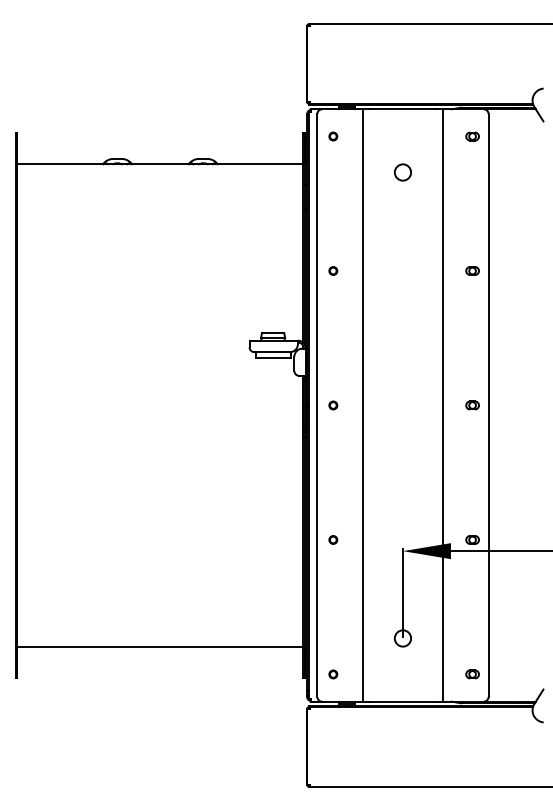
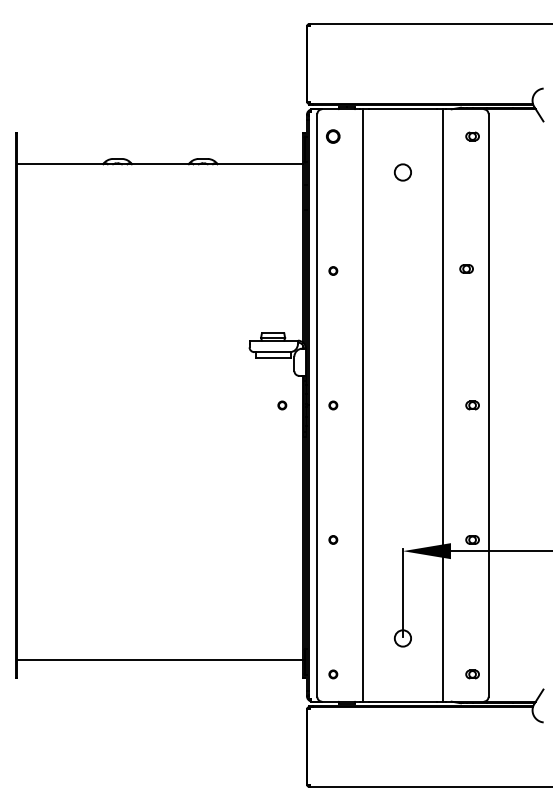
part size: 11x11 px -> 15x15 px (333, 136)
part position: (472, 270) -> (466, 268) (466, 268)
part: none -> present (282, 405)
line position: (160, 646) -> (160, 659) (160, 659)
